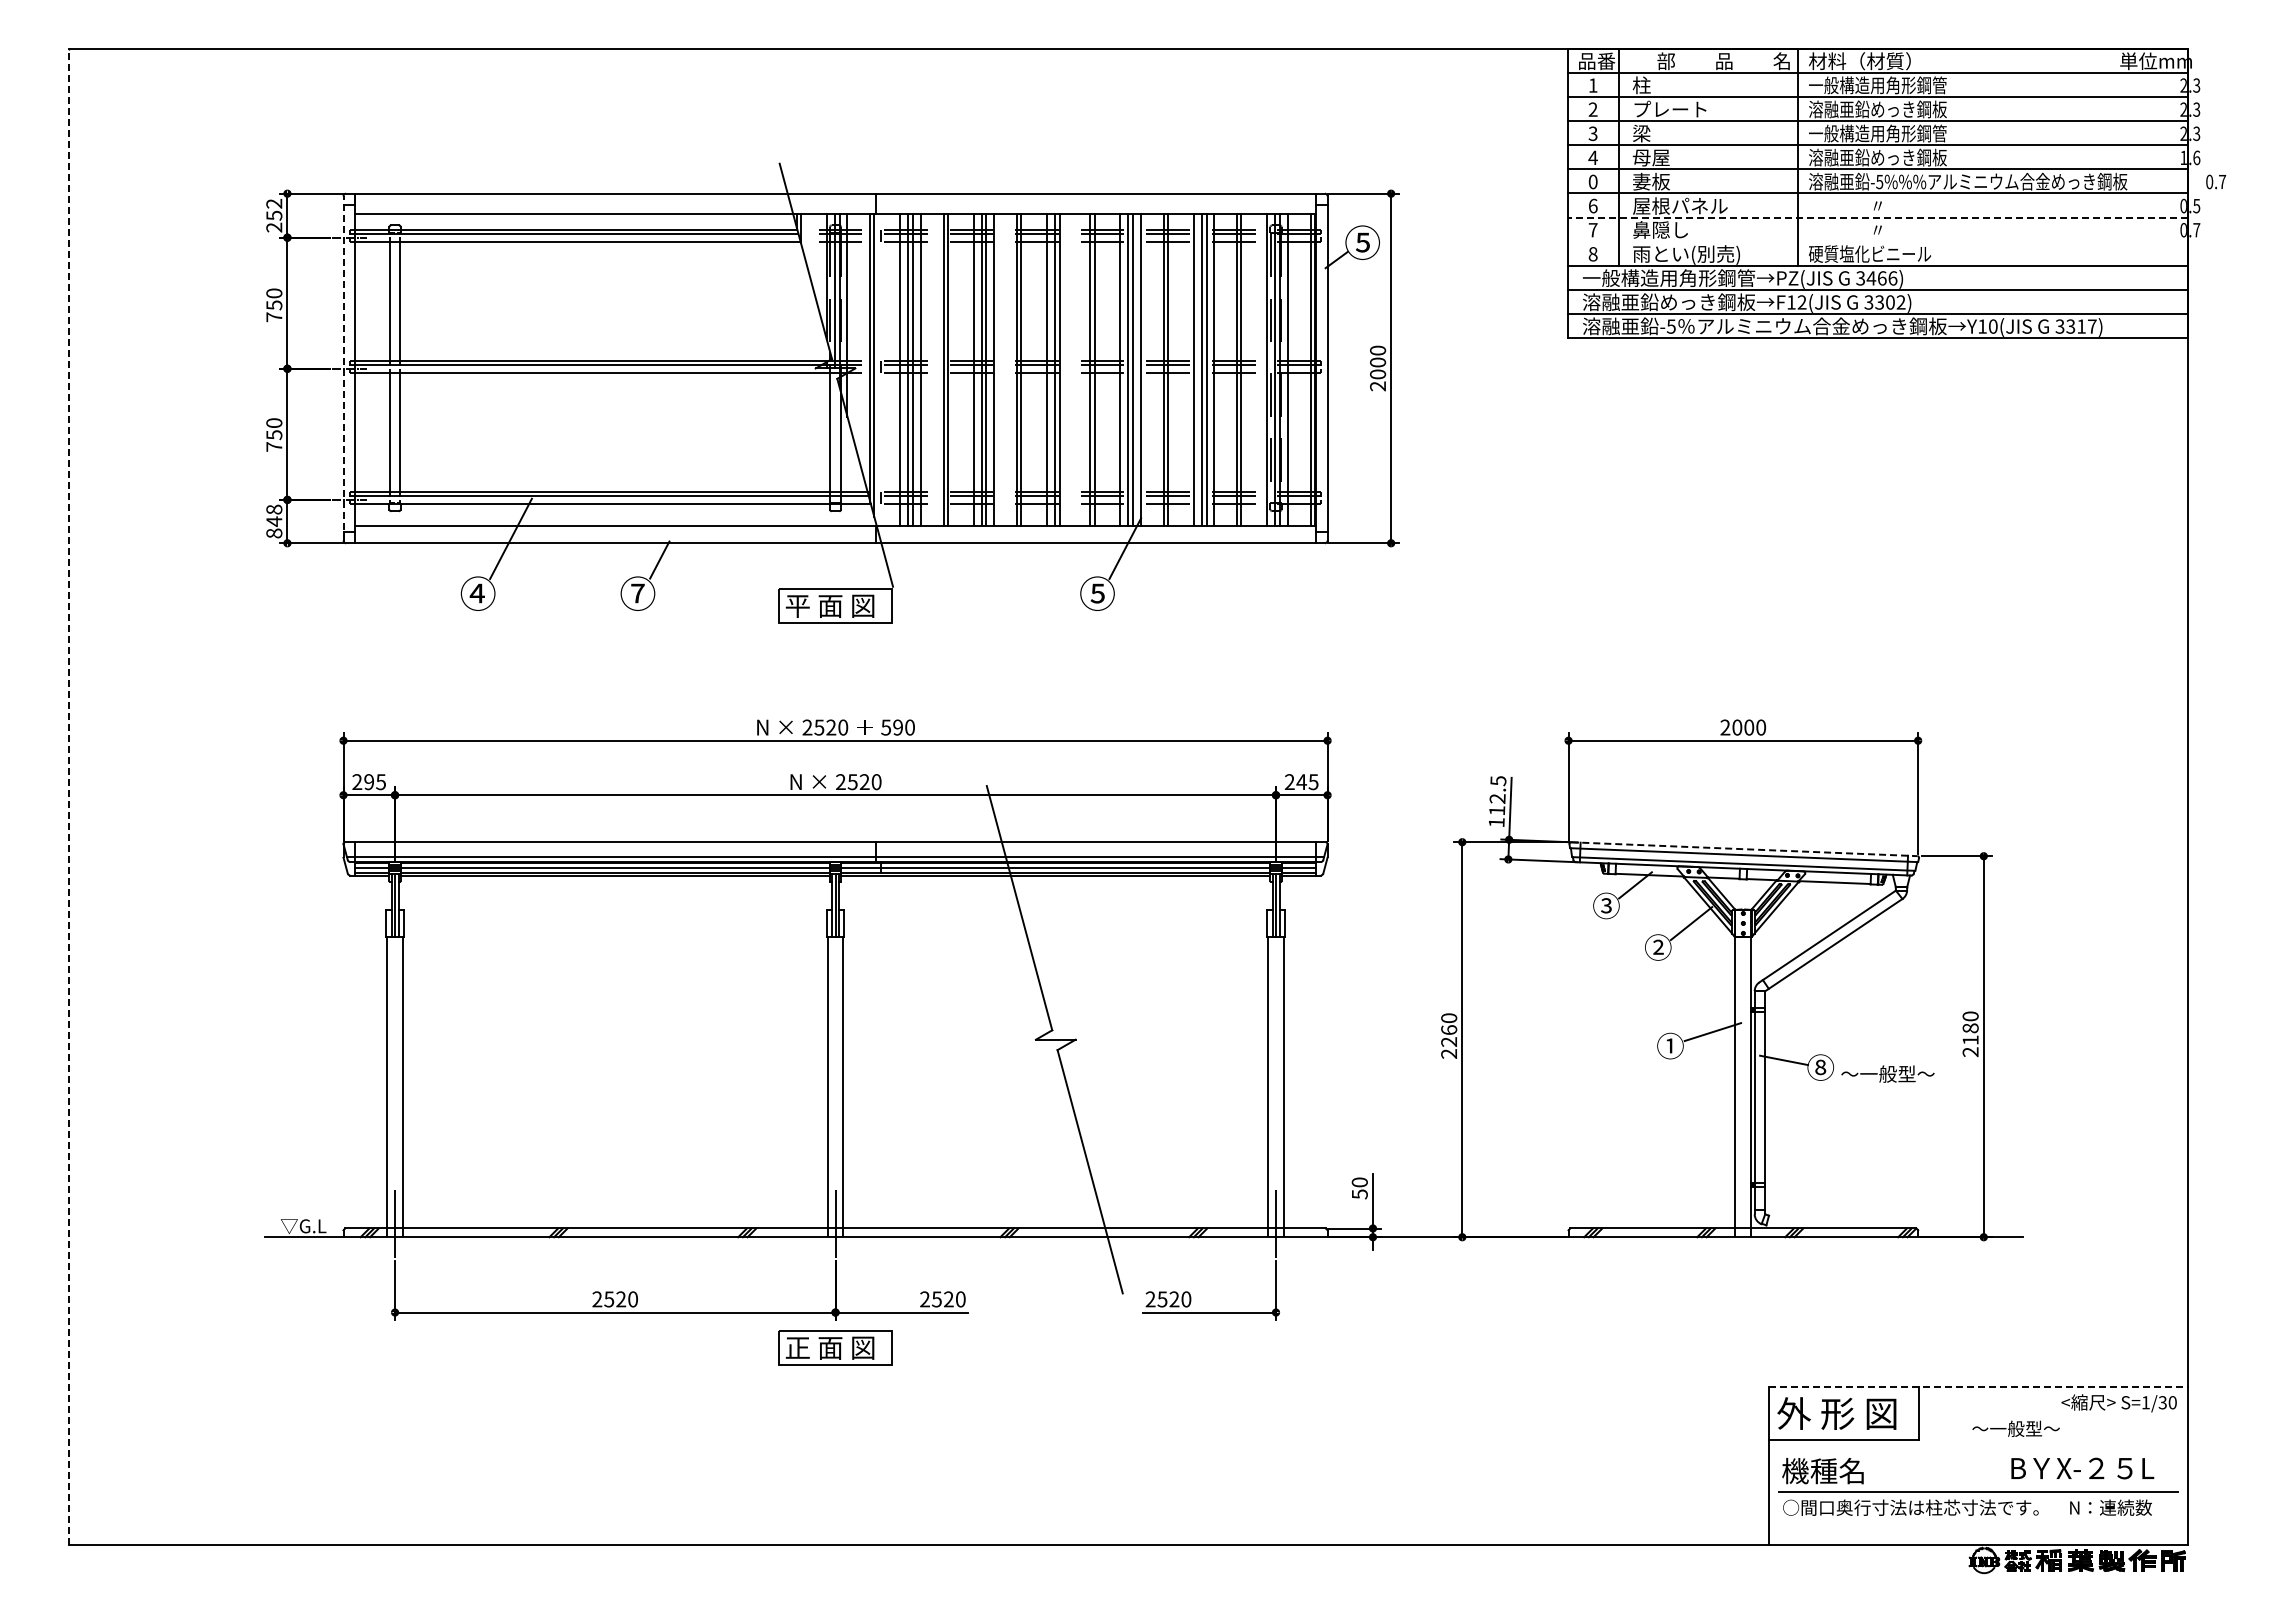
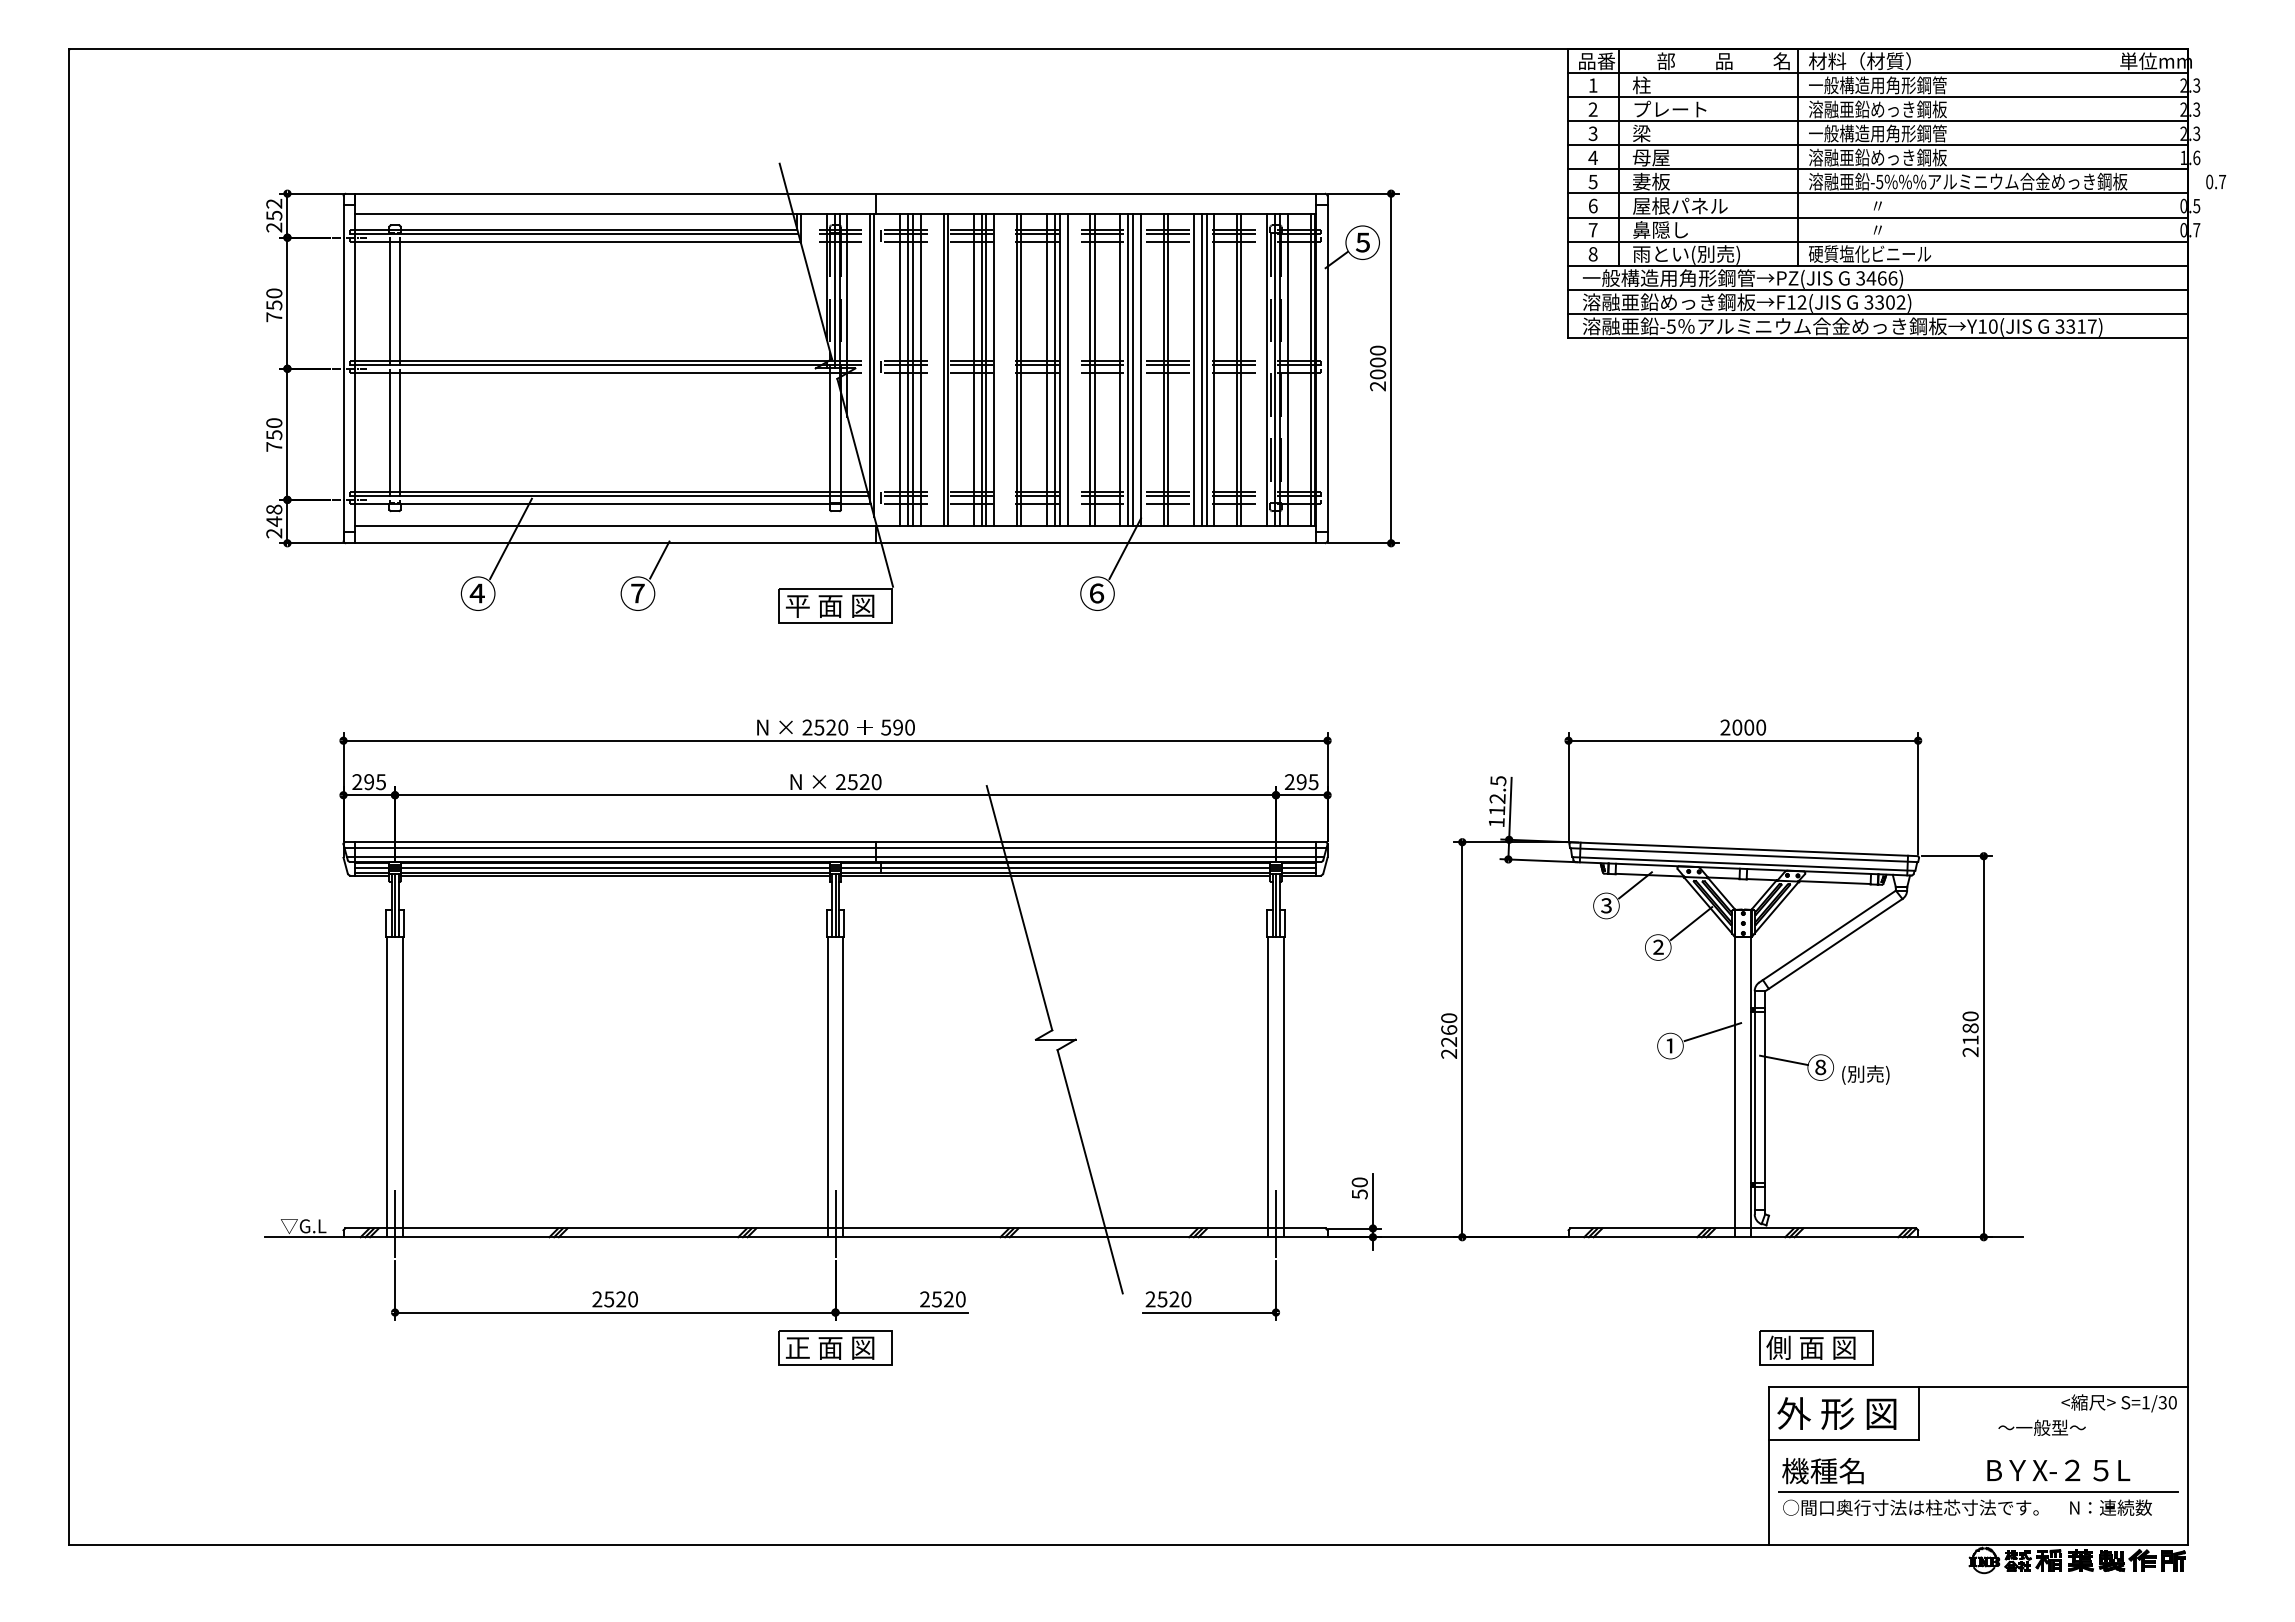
text: 0 -> 5 (1592, 181)
line: dashed -> solid (1877, 217)
line: none -> present (1877, 241)
line: dashed -> solid (343, 367)
line: none -> present (1067, 369)
text: 848 -> 248 (274, 533)
text: ⑤ -> ⑥ (1097, 593)
text: 245 -> 295 (1301, 782)
line: dashed -> solid (68, 796)
line: none -> present (835, 848)
line: dashed -> solid (1744, 849)
text: ～一般型～ -> (別売) (1887, 1074)
part: none -> present (1816, 1347)
line: dashed -> solid (1978, 1387)
text position: (2015, 1428) -> (2041, 1427) (2041, 1427)
text position: (2082, 1468) -> (2058, 1470) (2058, 1470)
